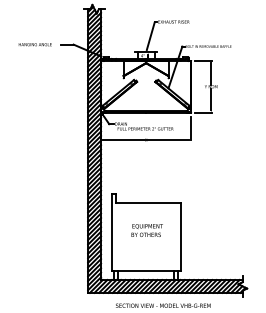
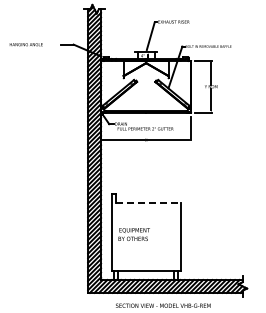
text position: (34, 44) -> (25, 44) (25, 44)
line: solid -> dashed (148, 202)
text position: (146, 230) -> (133, 234) (133, 234)
